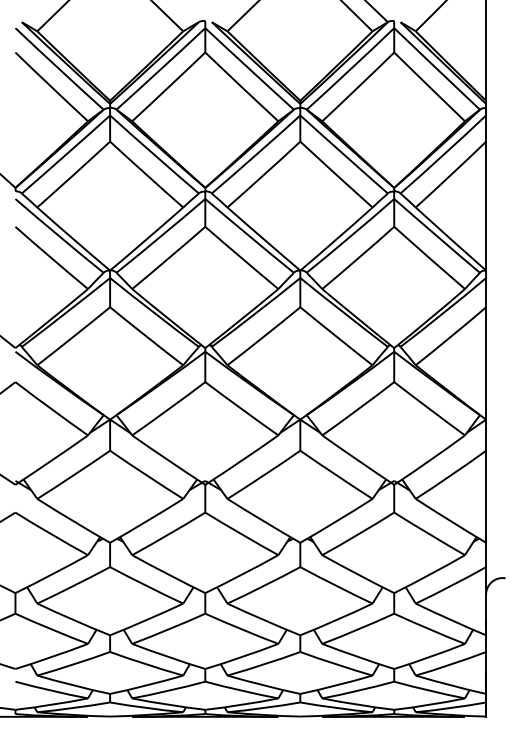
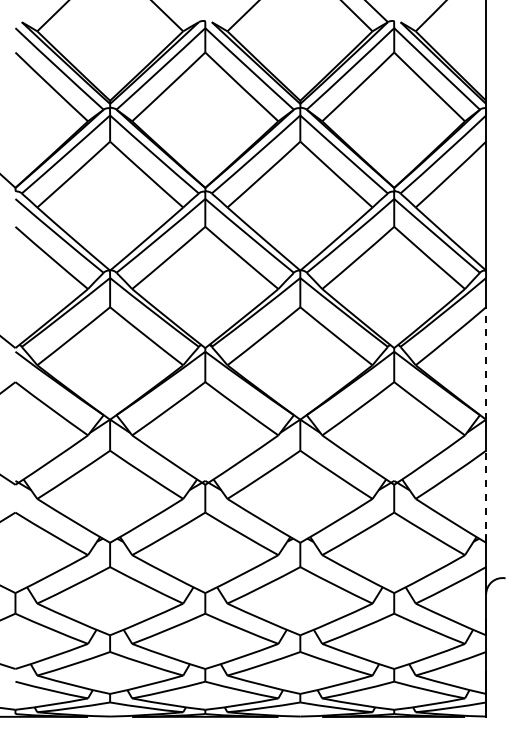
line: solid -> dashed (486, 363)
line: solid -> dashed (486, 496)
